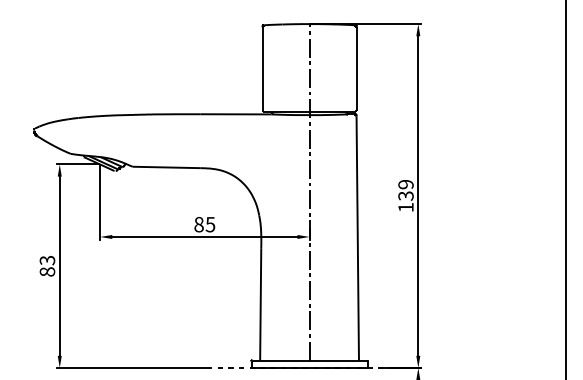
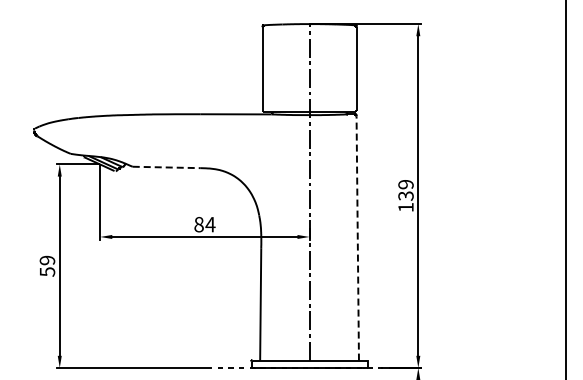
line: solid -> dashed (167, 167)
text: 85 -> 84 (210, 224)
line: solid -> dashed (357, 237)
text: 83 -> 59 (47, 265)
